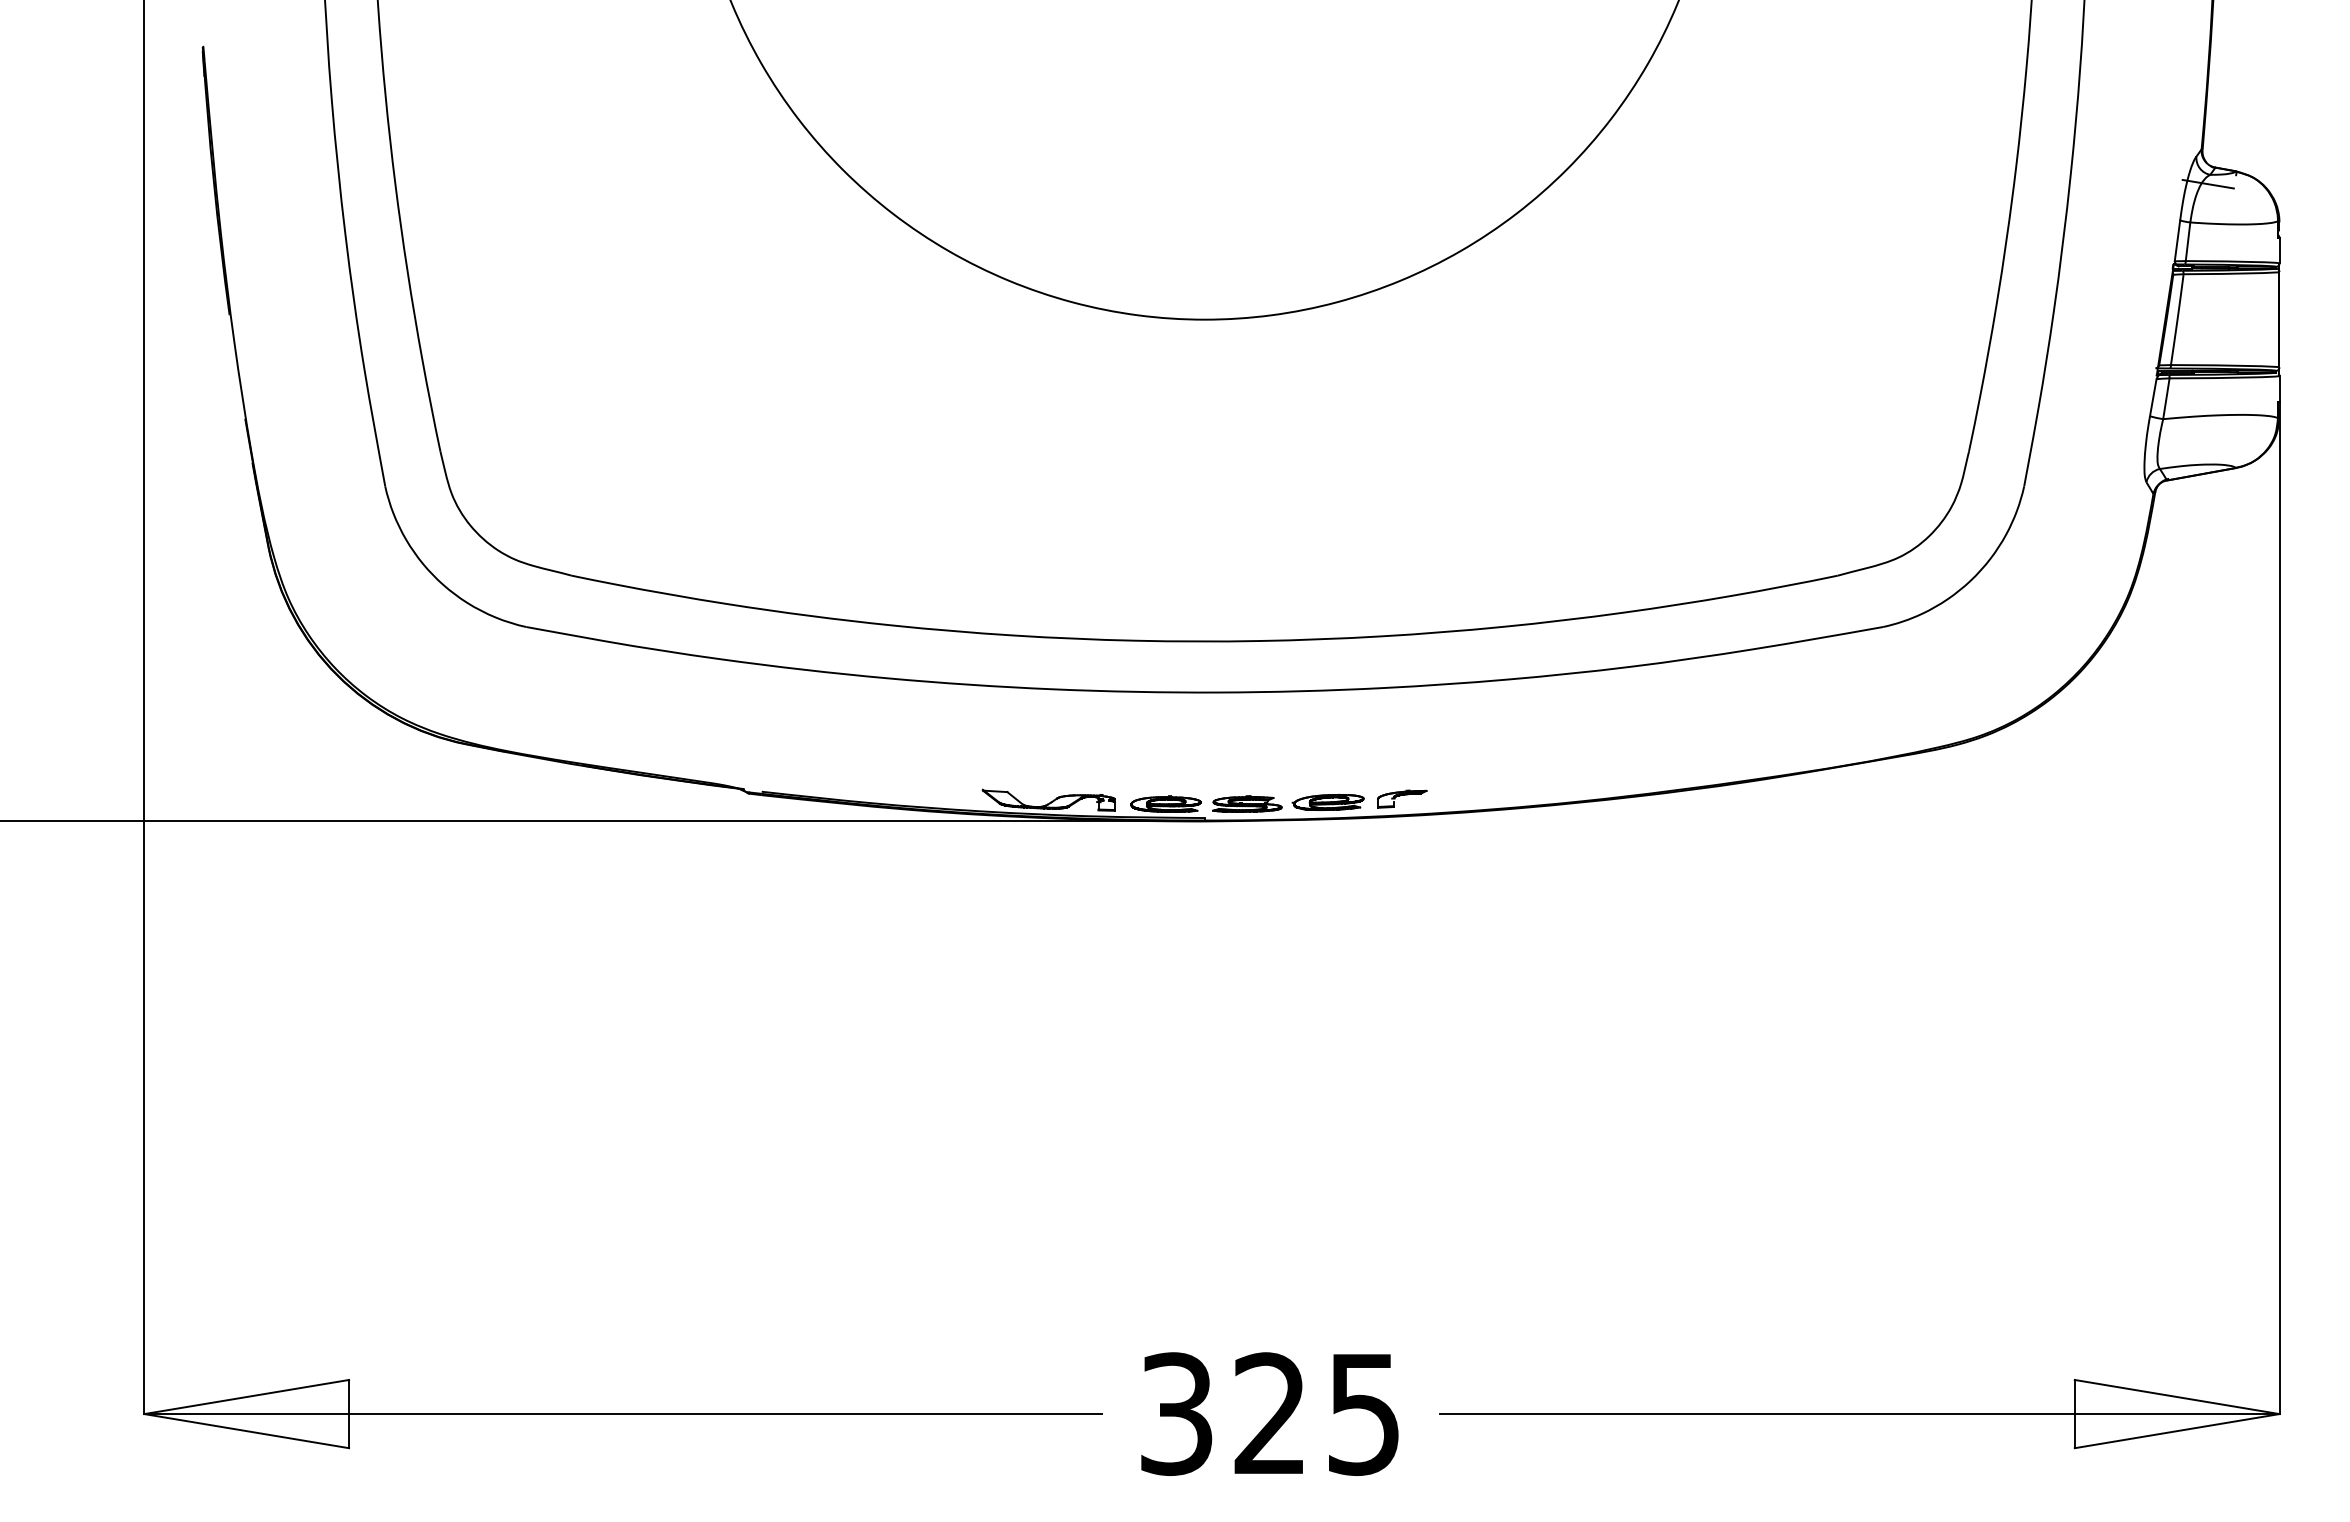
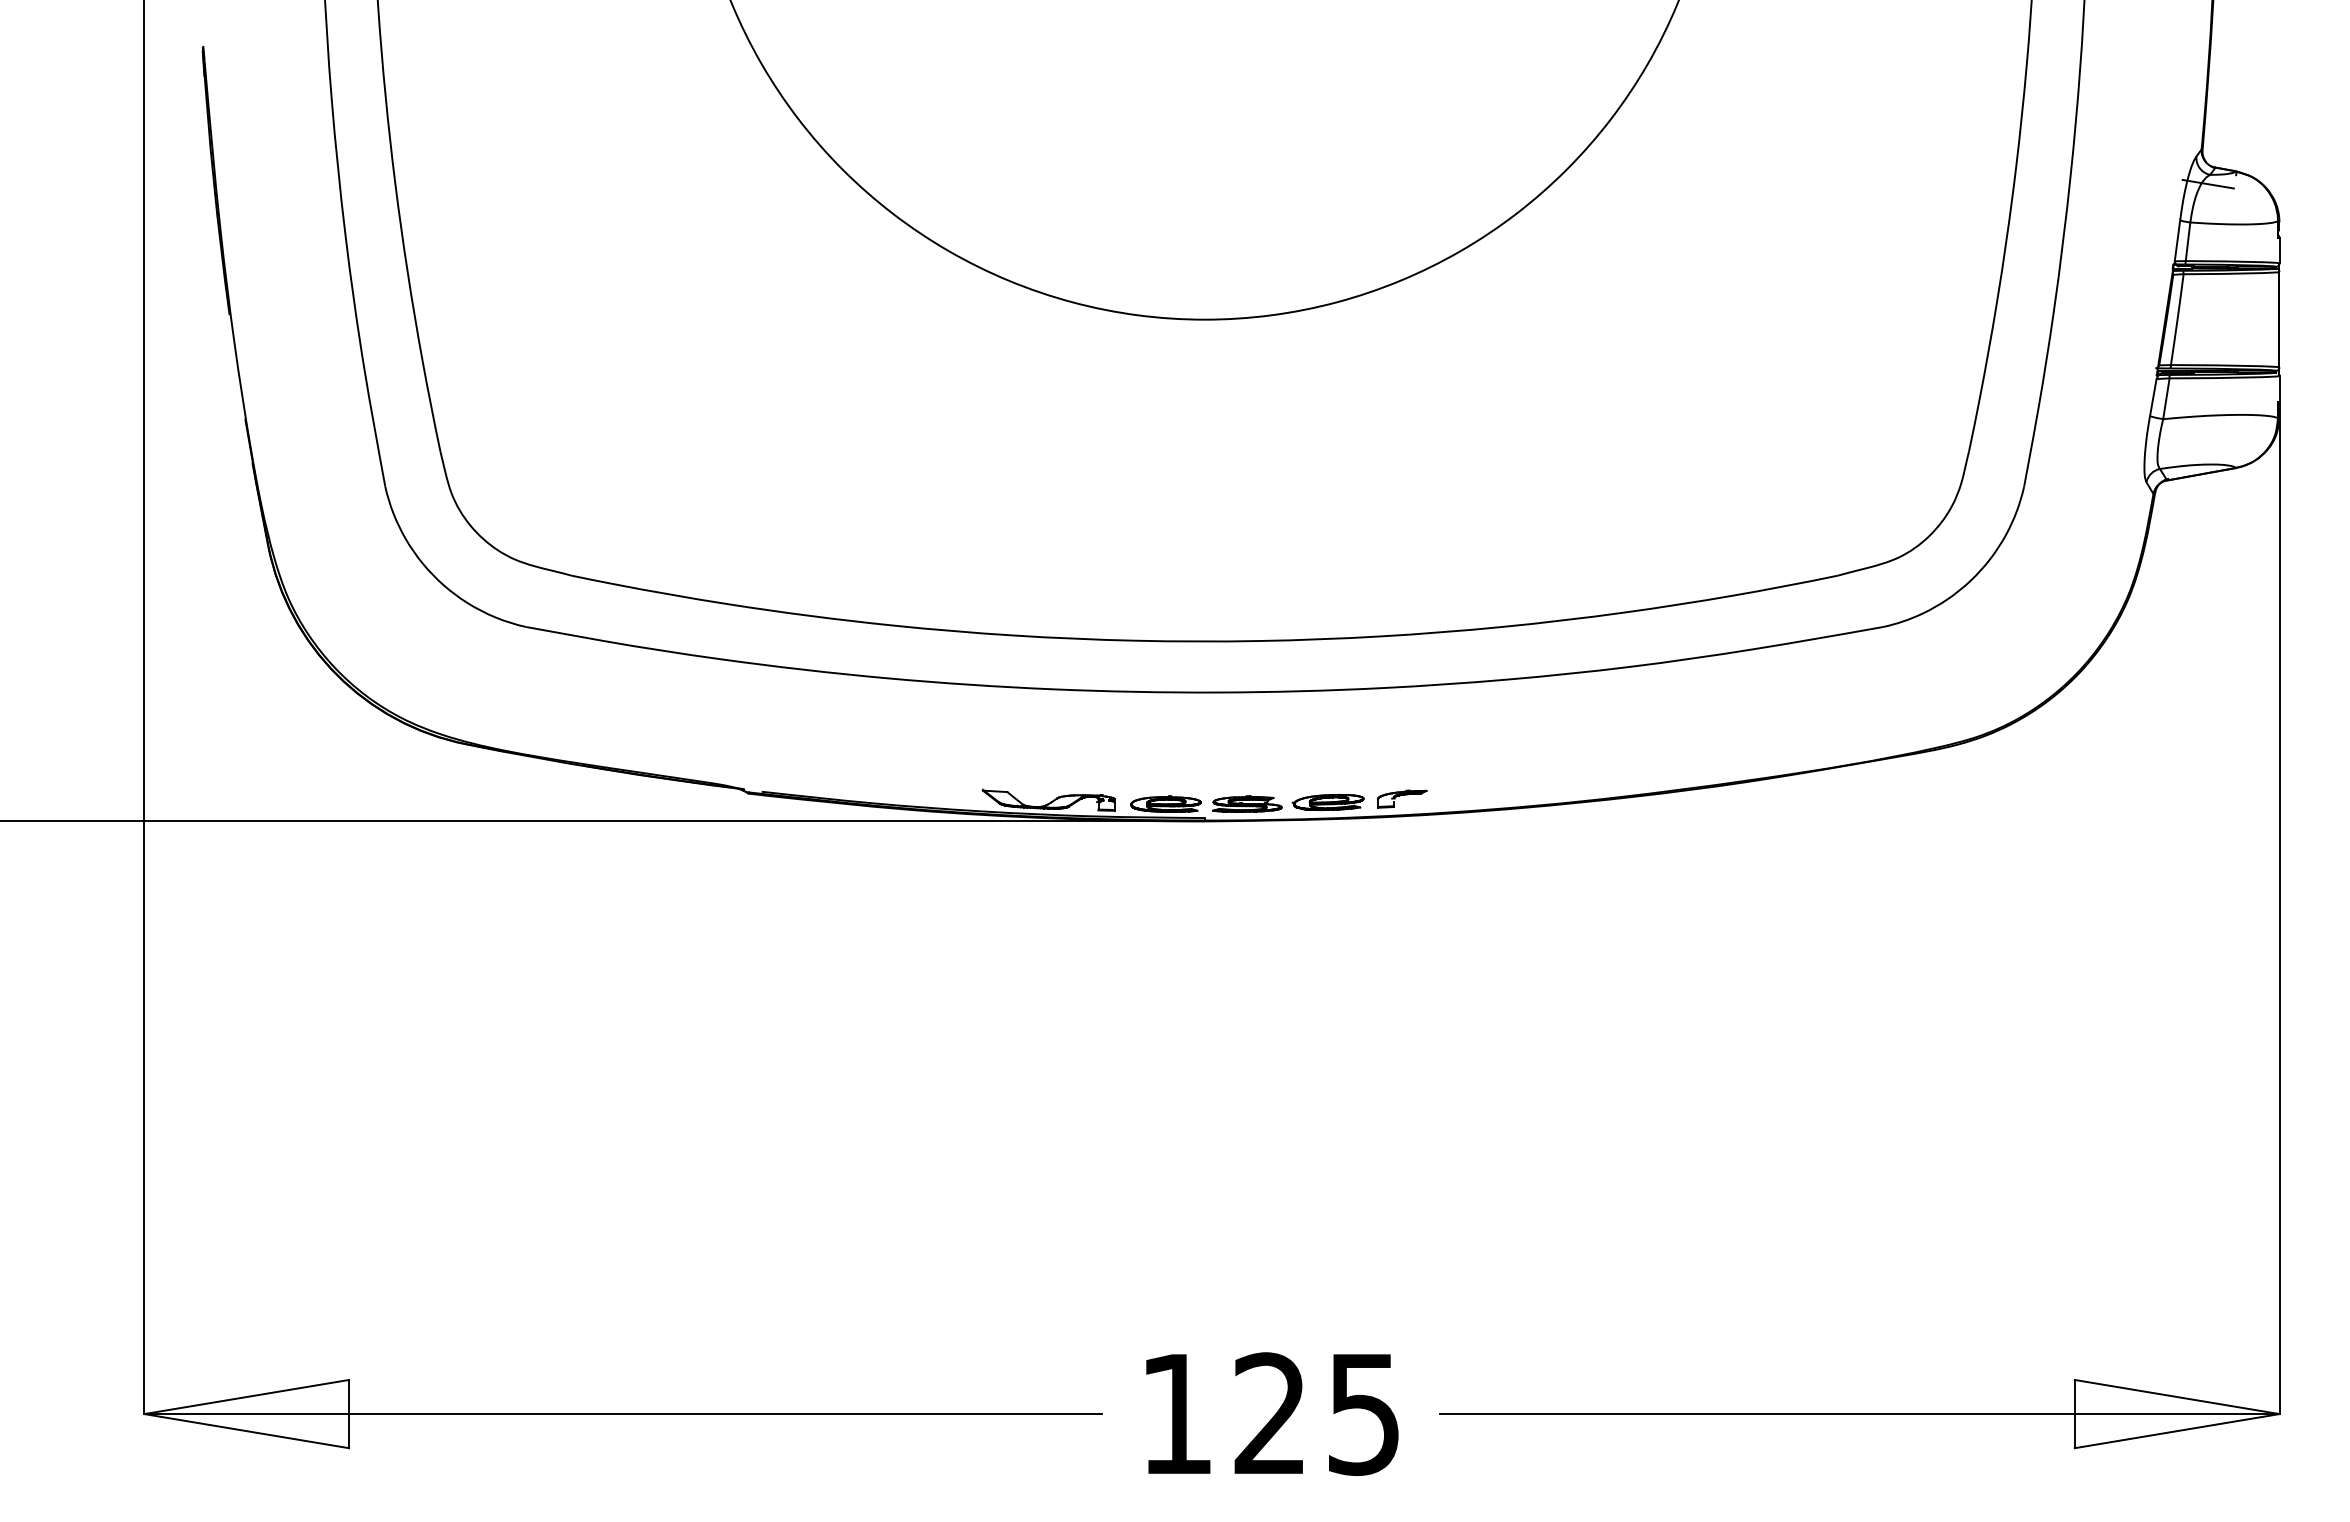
text: 325 -> 125 (1176, 1414)
